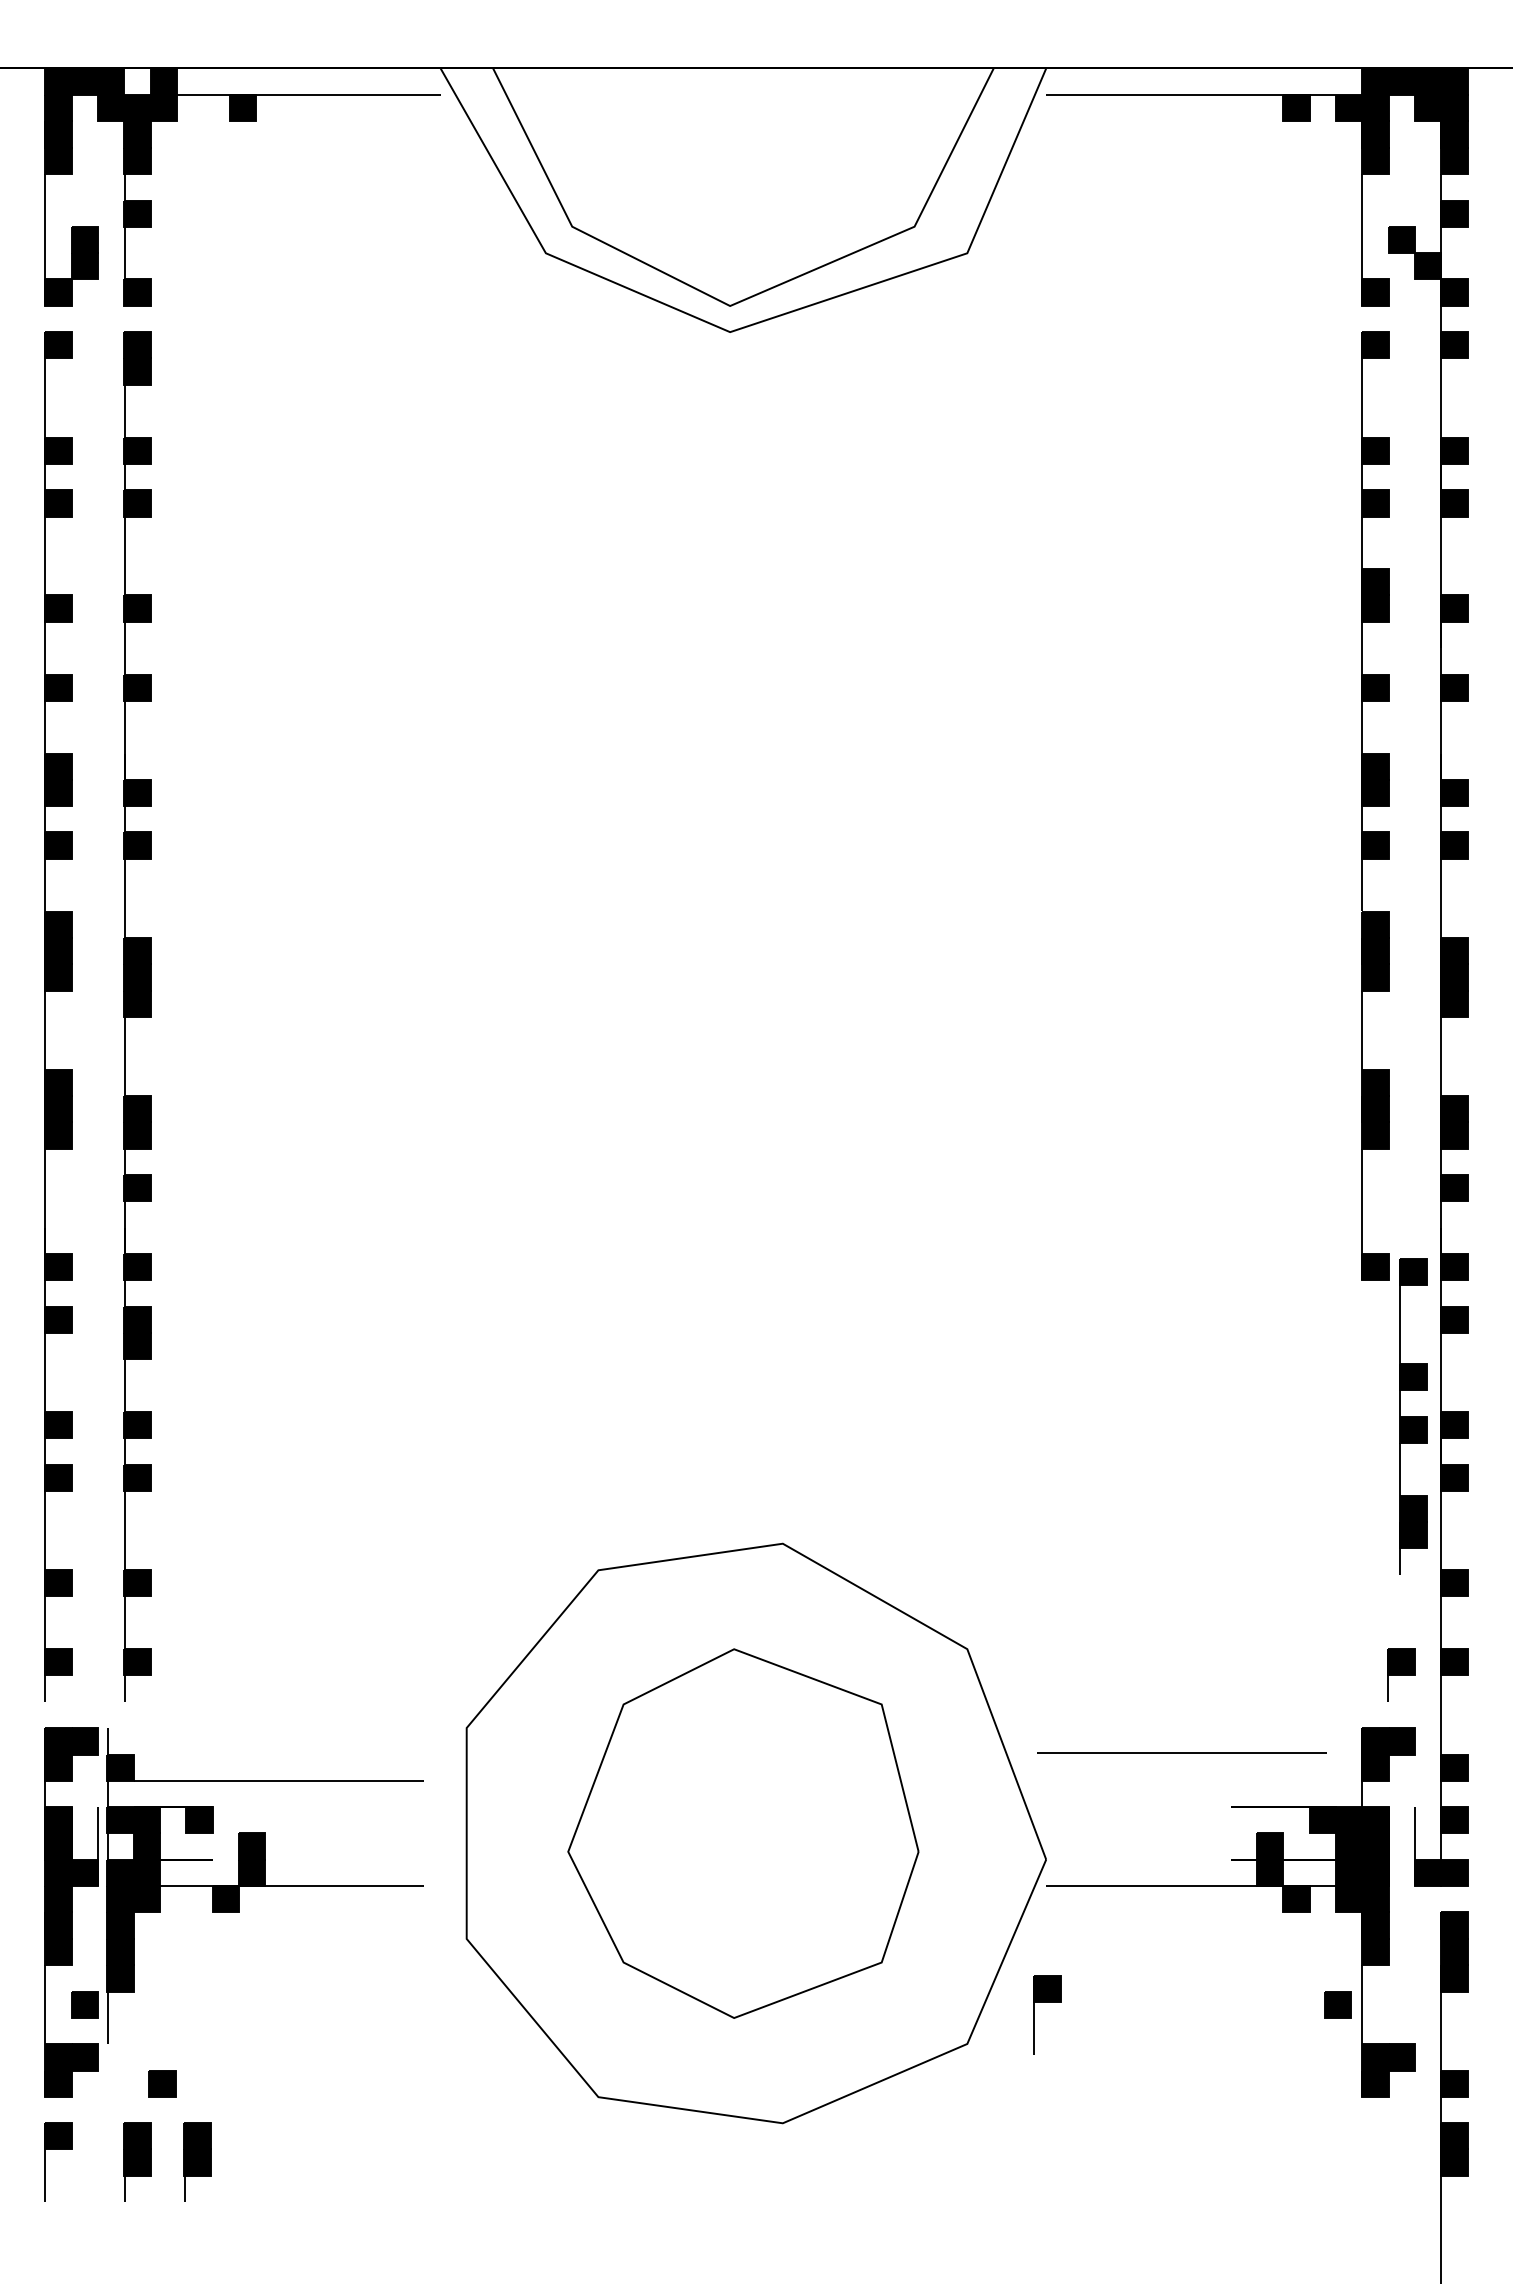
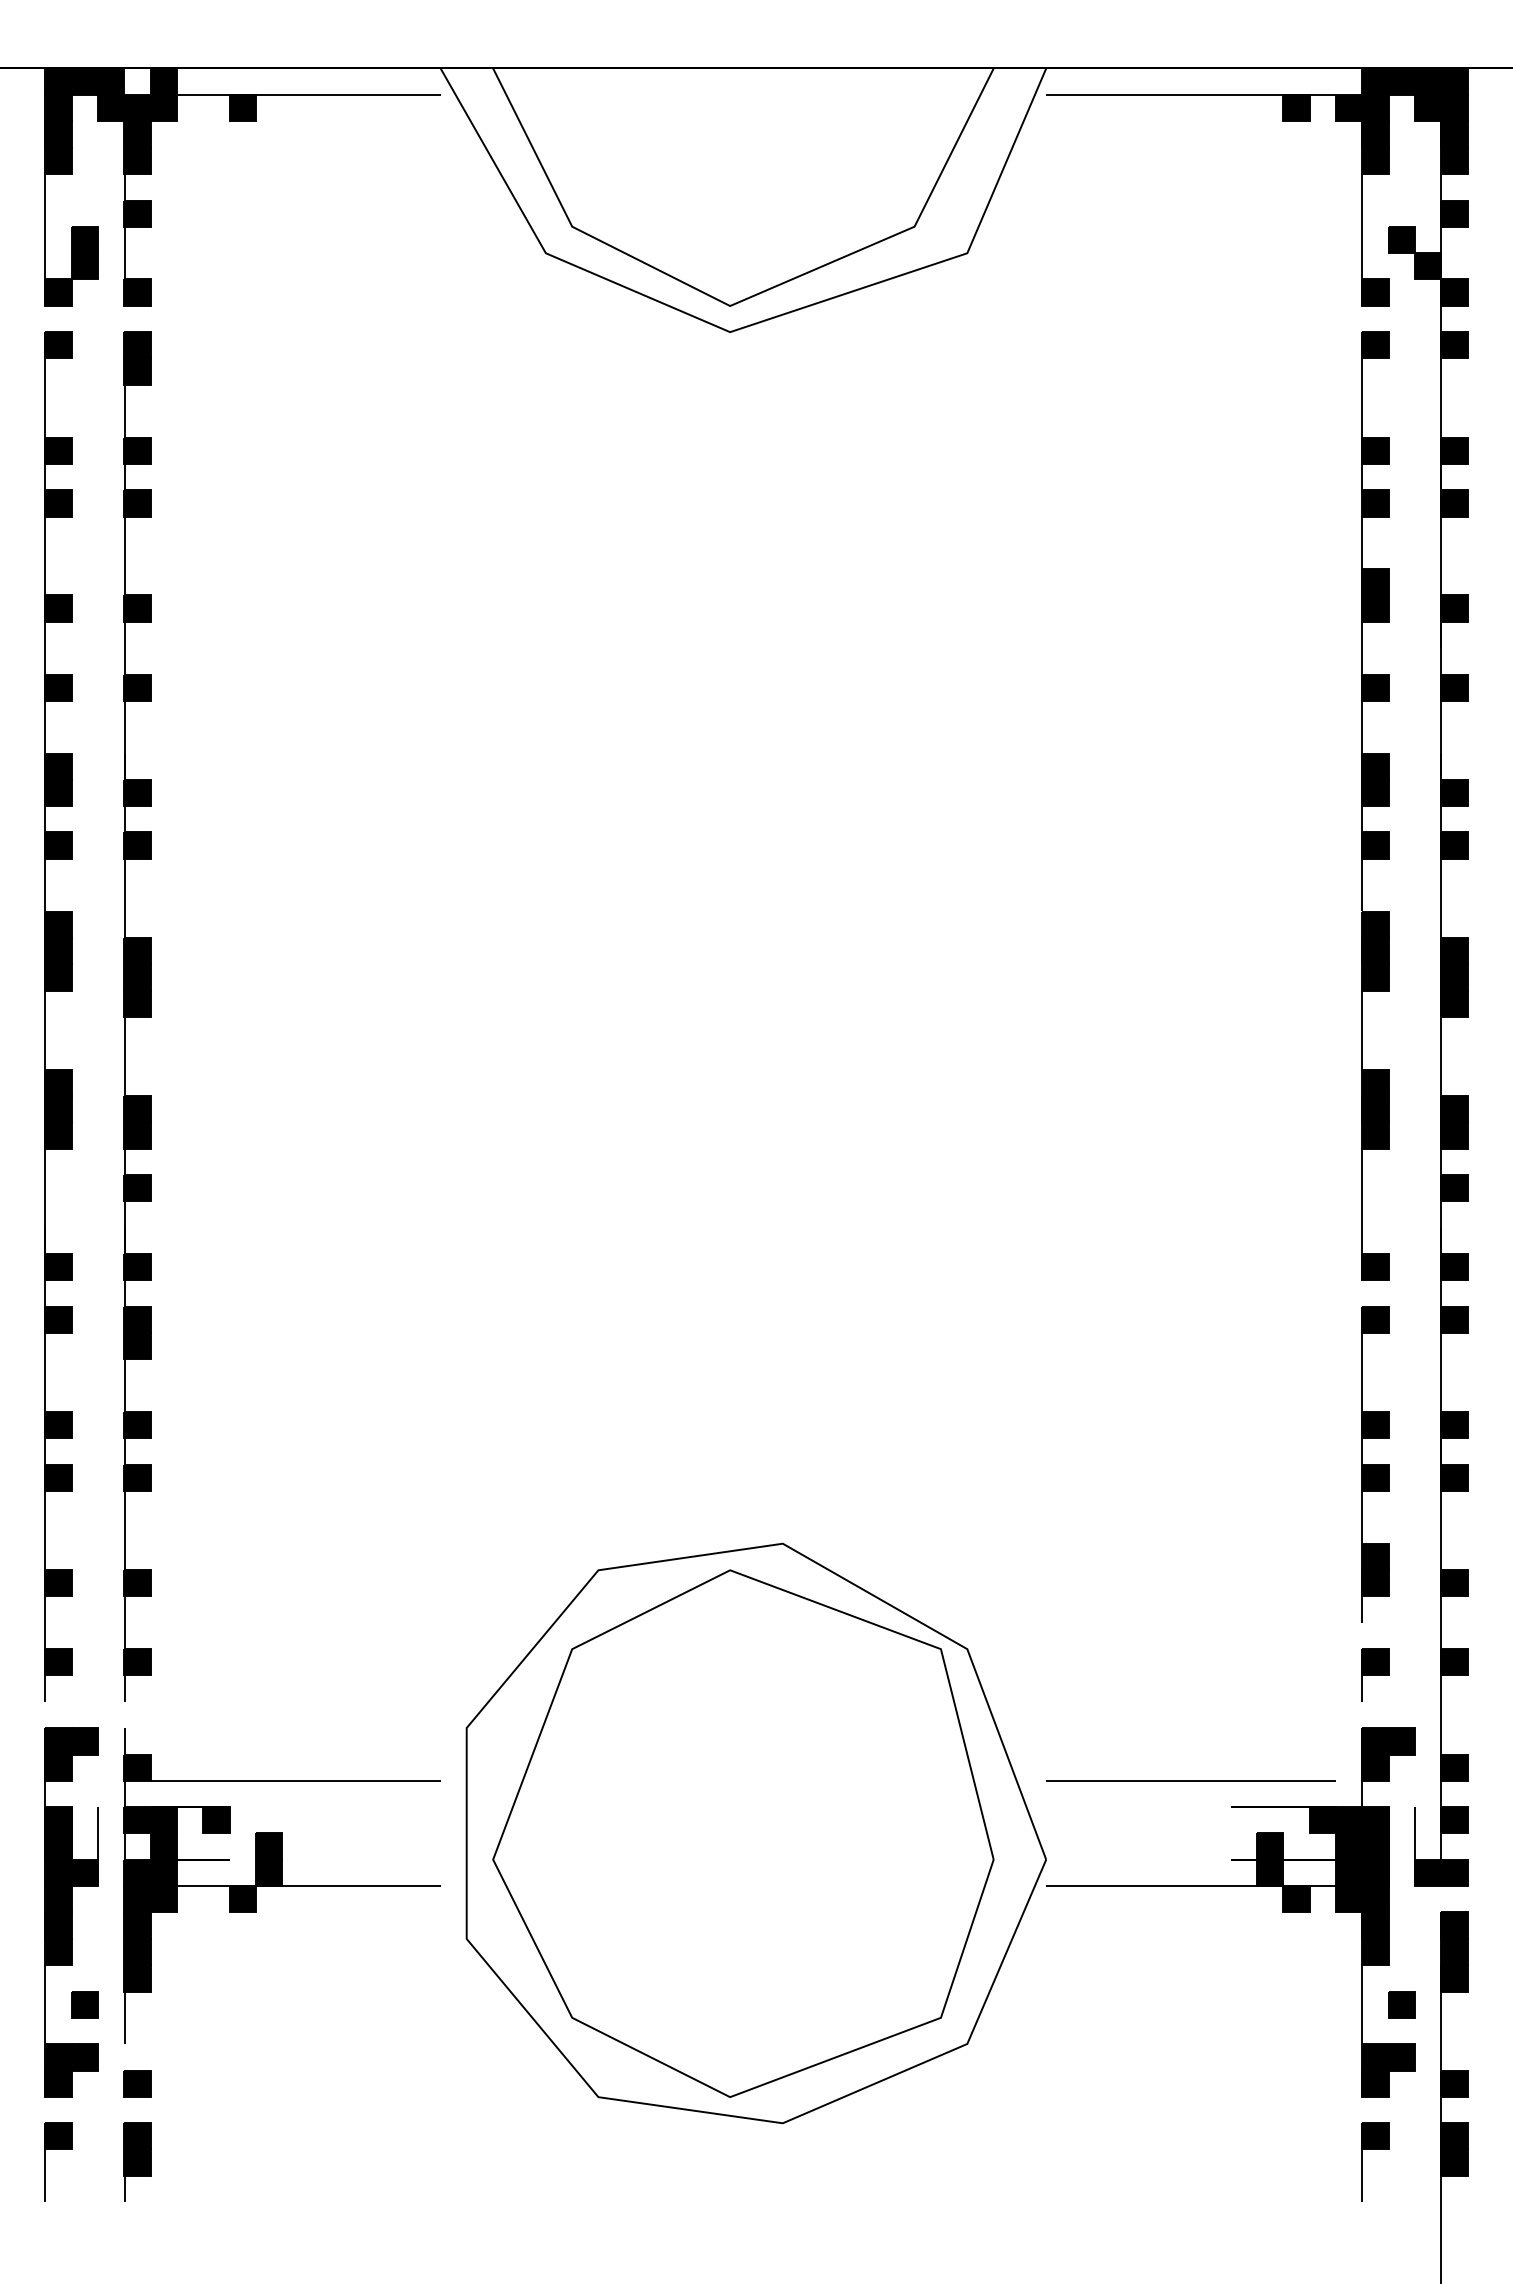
part position: (1413, 1416) -> (1375, 1464) (1375, 1464)
part position: (1401, 1674) -> (1375, 1674) (1375, 1674)
line position: (1181, 1752) -> (1190, 1780) (1190, 1780)
part size: 353x371 px -> 503x529 px (743, 1833)
part position: (264, 1885) -> (281, 1885) (281, 1885)
part position: (1047, 2002) -> (1375, 2149) (1375, 2149)
part position: (1337, 2004) -> (1401, 2004) (1401, 2004)
part position: (162, 2083) -> (137, 2083) (137, 2083)
part: present -> none (197, 2161)
